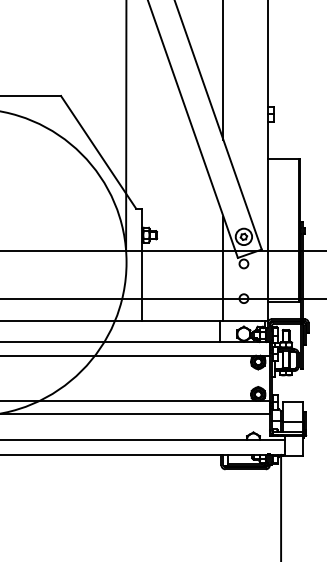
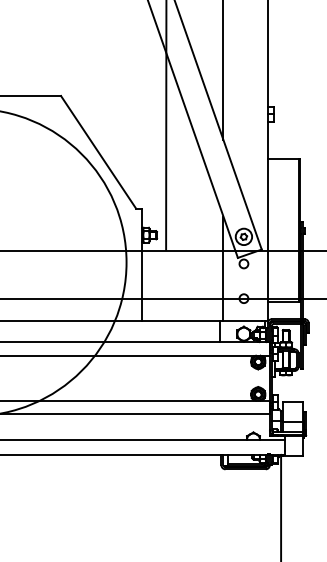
line position: (126, 126) -> (166, 126) (166, 126)
